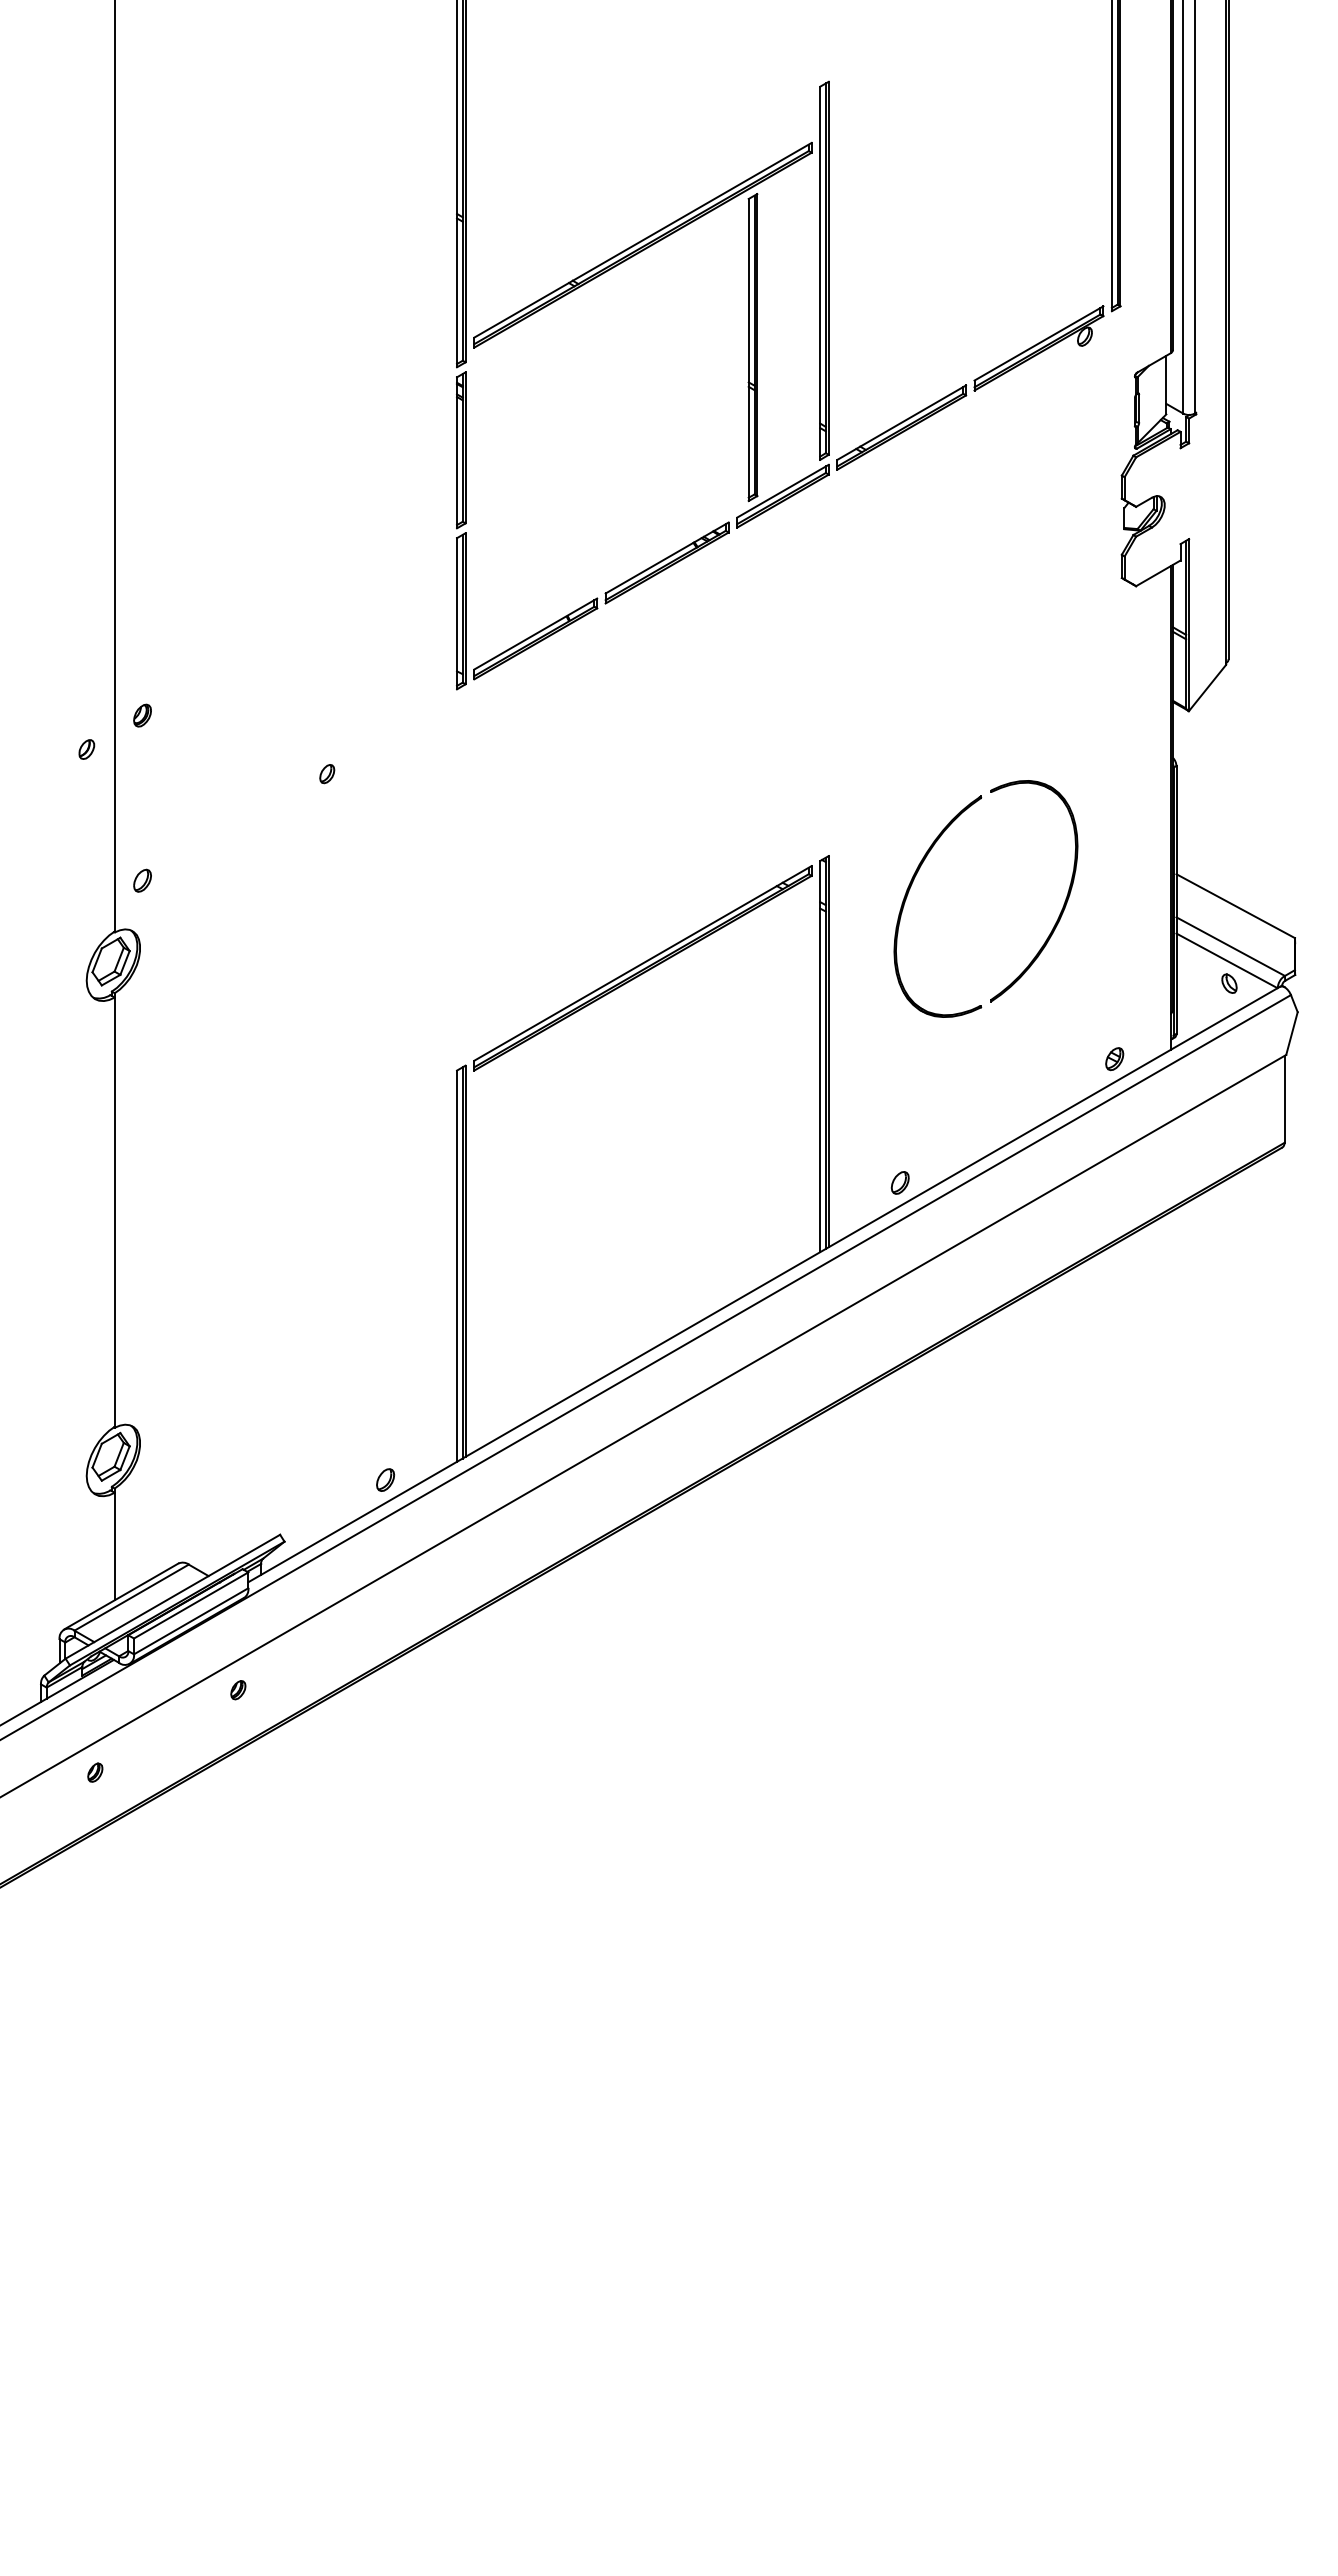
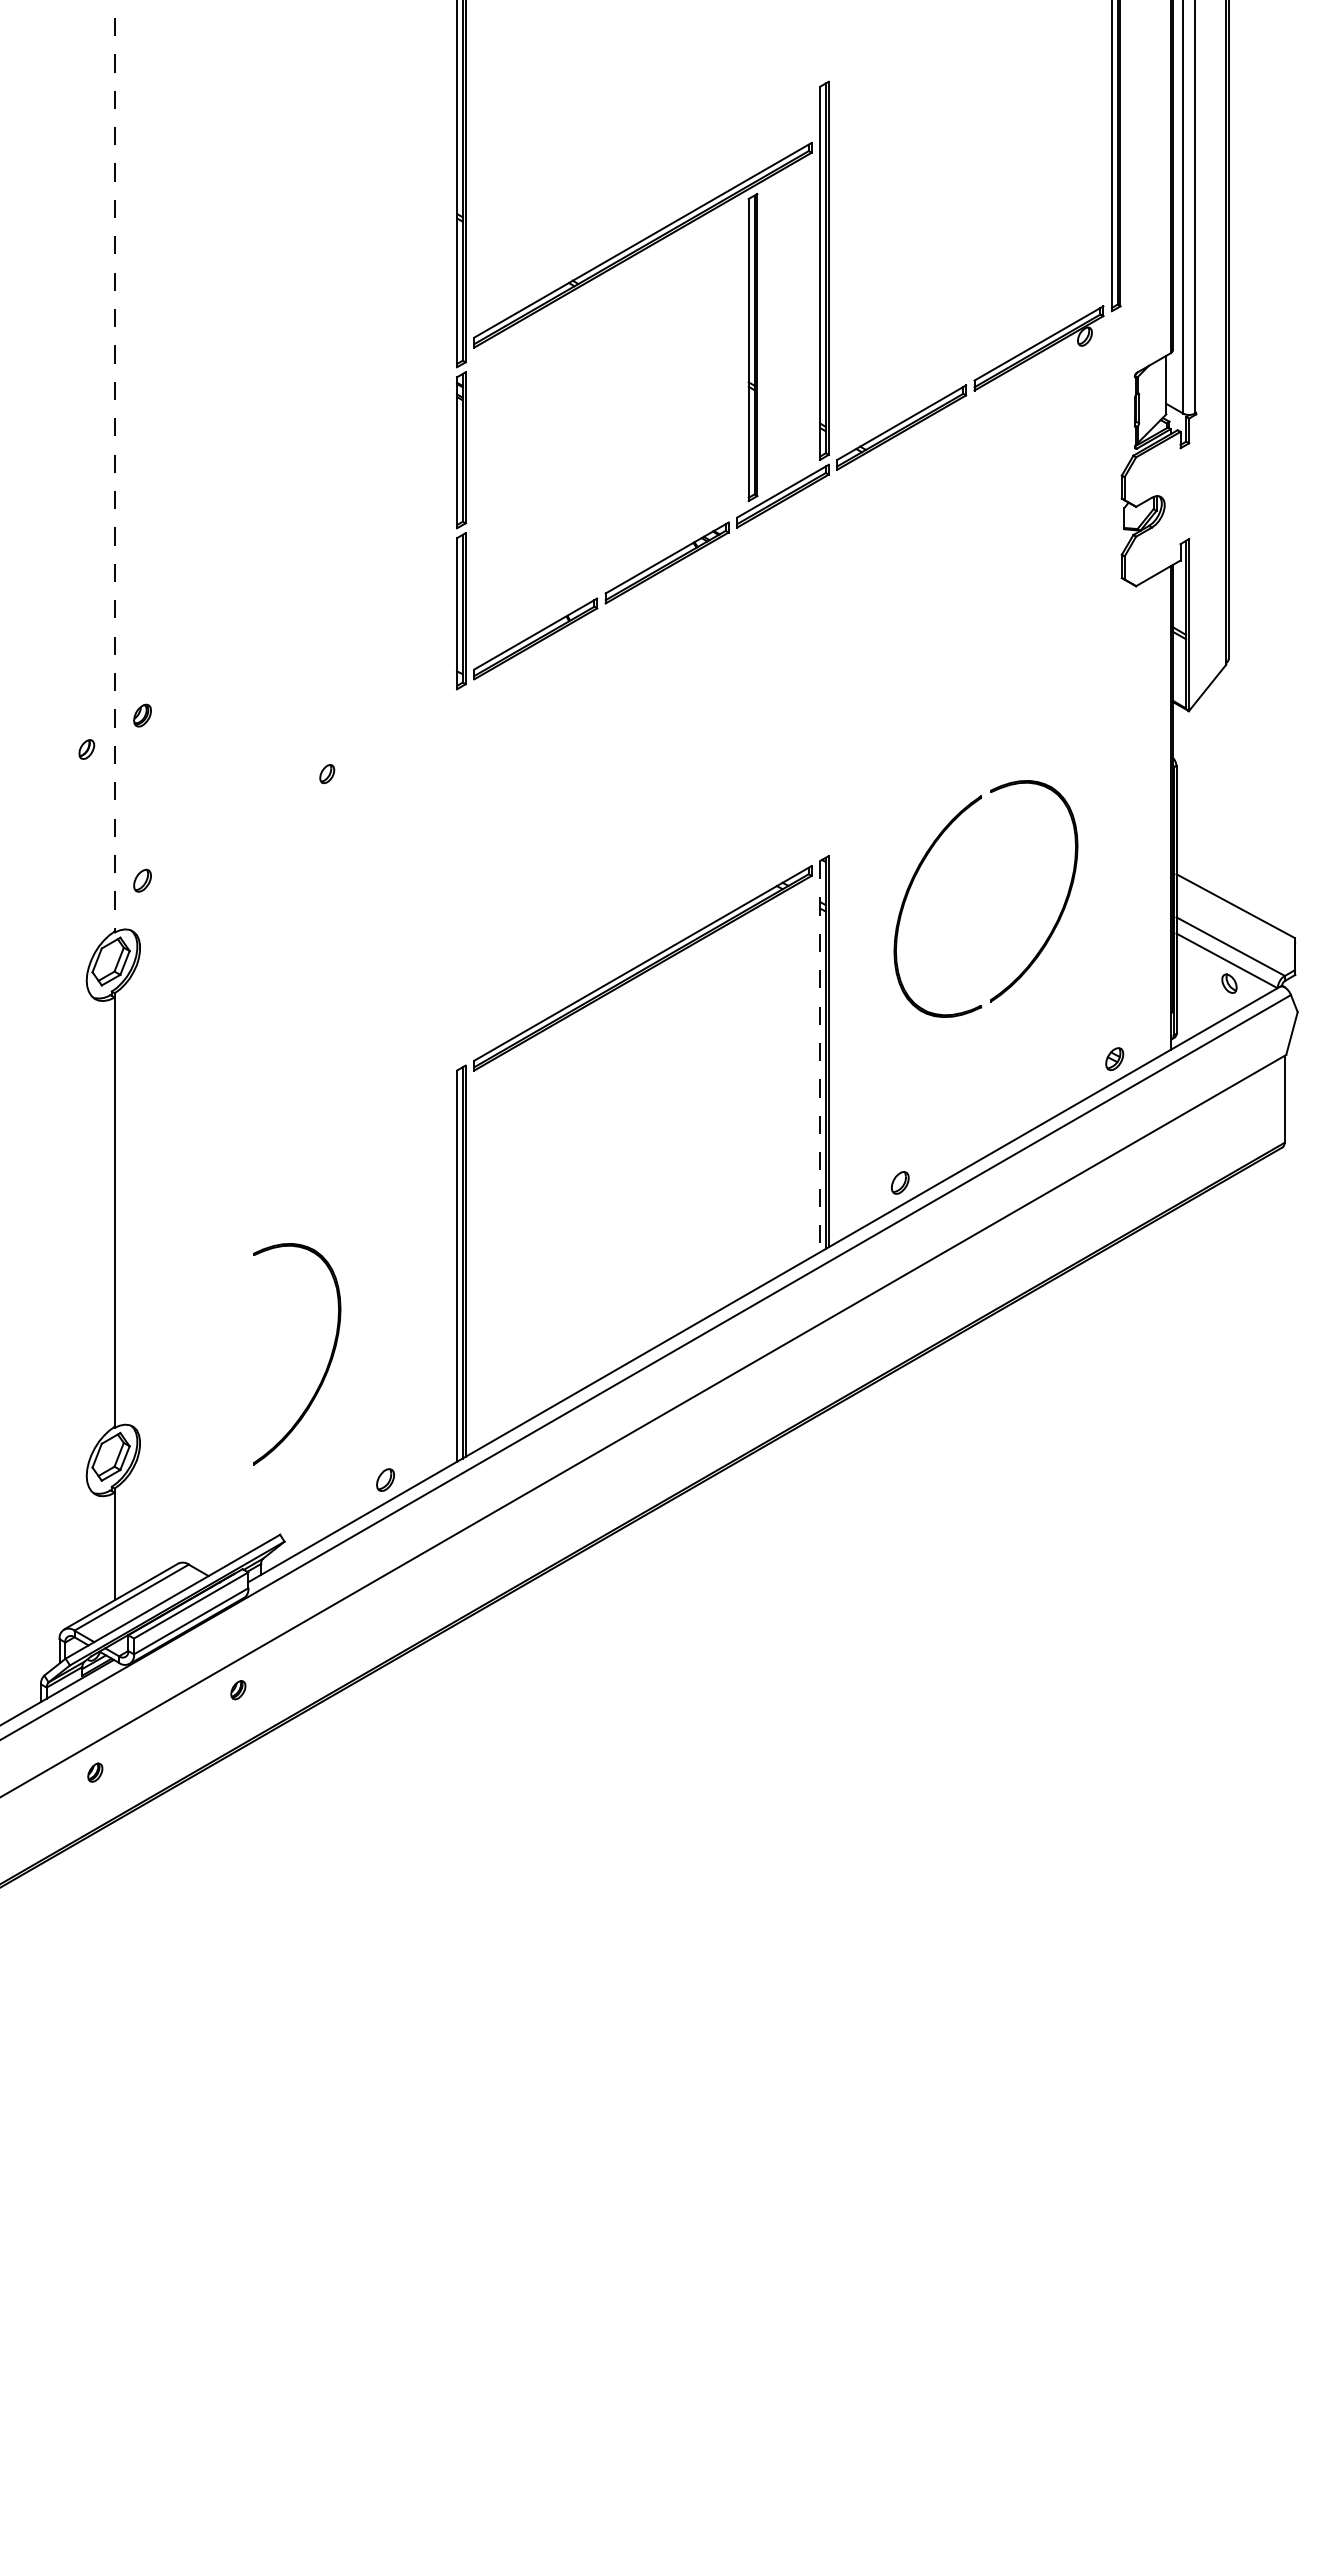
line: solid -> dashed (114, 465)
line: solid -> dashed (820, 1056)
part: none -> present (327, 1364)
